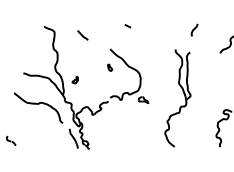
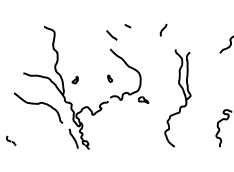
curve position: (194, 29) -> (163, 29) (163, 29)
line position: (82, 35) -> (111, 35) (111, 35)
part position: (110, 67) -> (110, 78) (110, 78)
